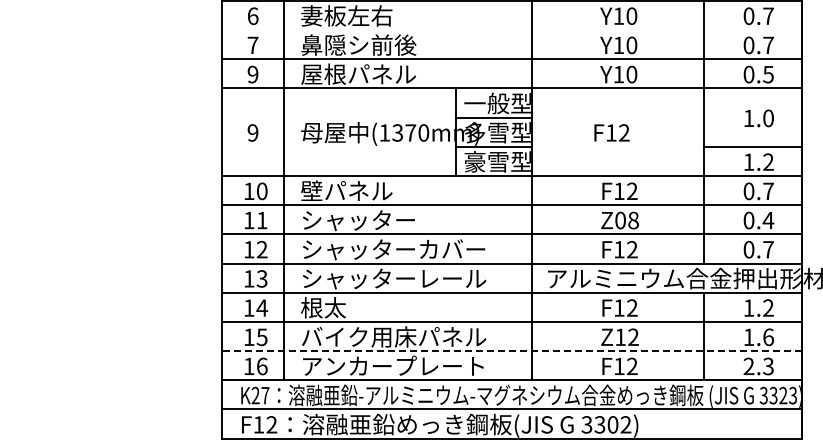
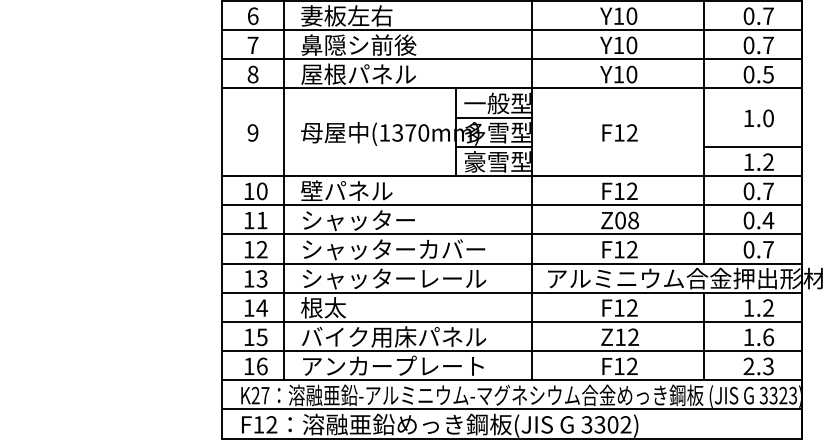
line: none -> present (511, 30)
text: 9 -> 8 (252, 74)
text position: (611, 132) -> (619, 132) (619, 132)
line: dashed -> solid (511, 351)
